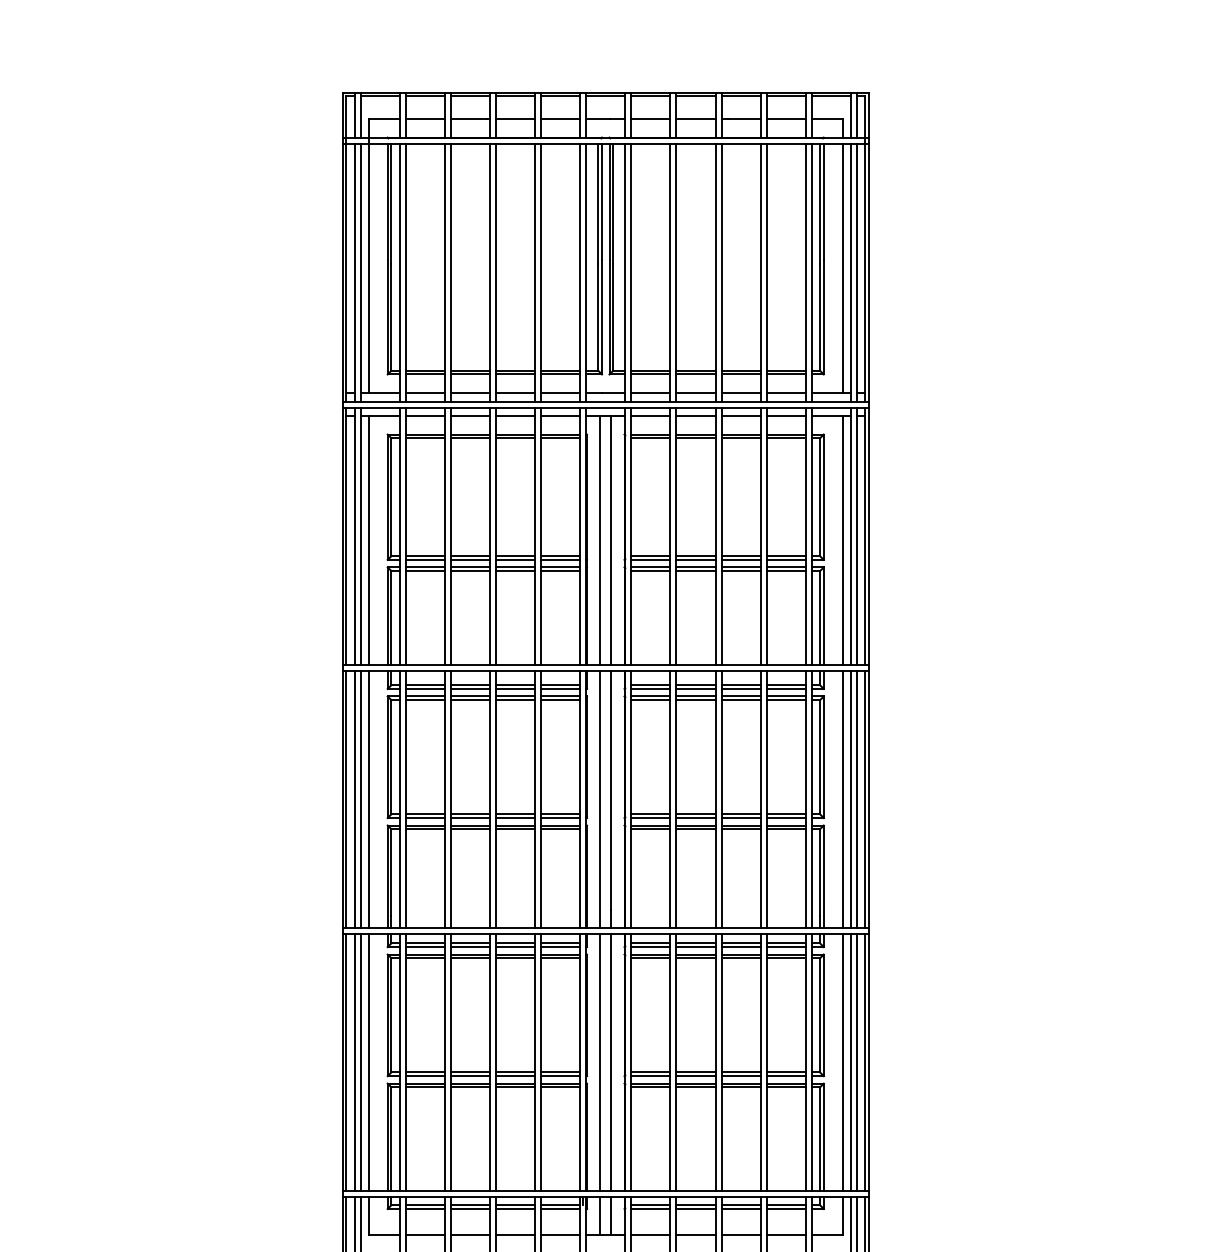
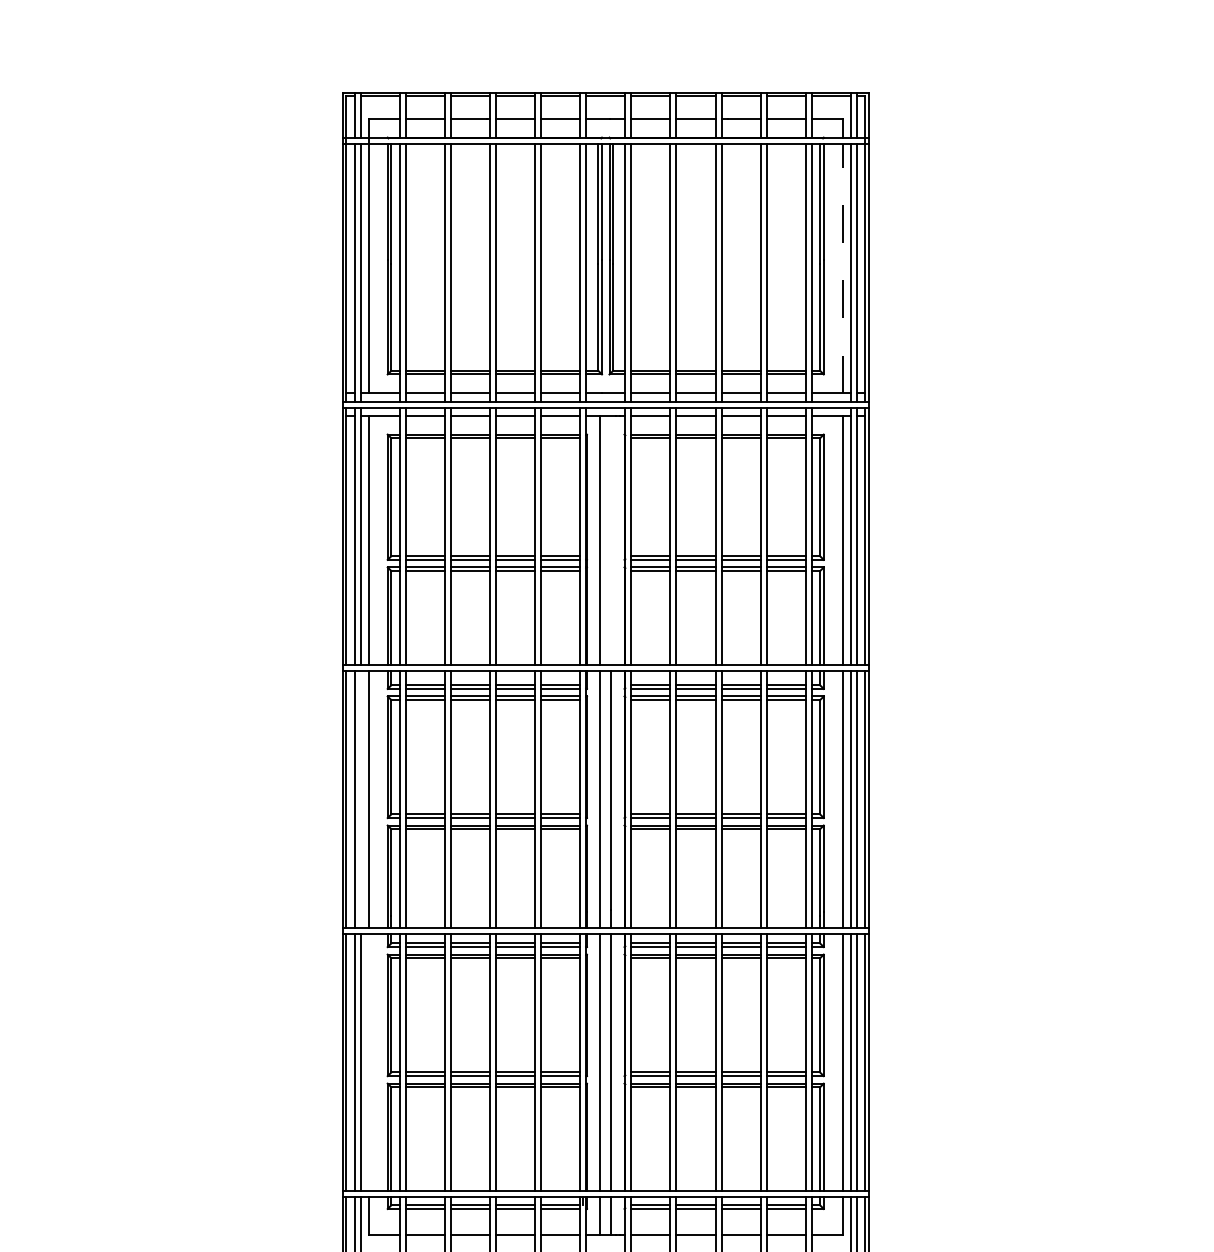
line: solid -> dashed (842, 268)
line: present -> none (611, 539)
line: present -> none (360, 798)
line: present -> none (368, 1061)
